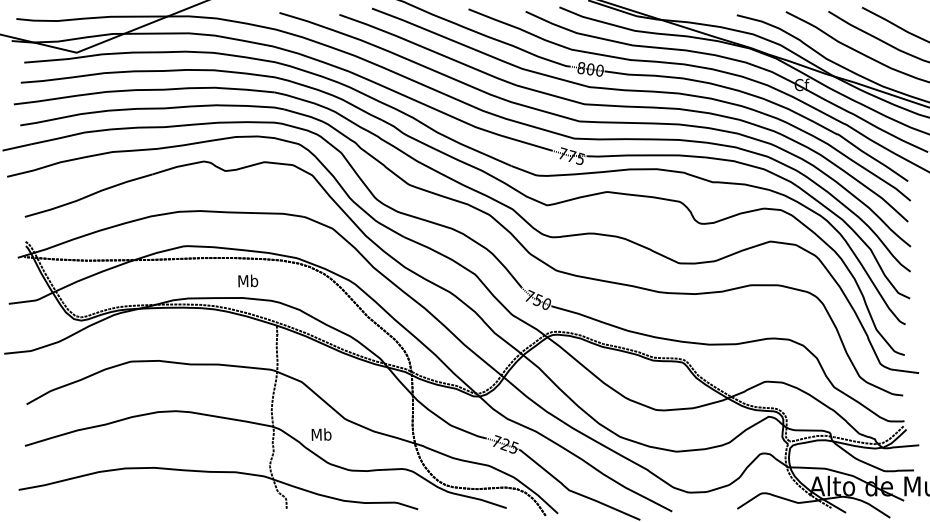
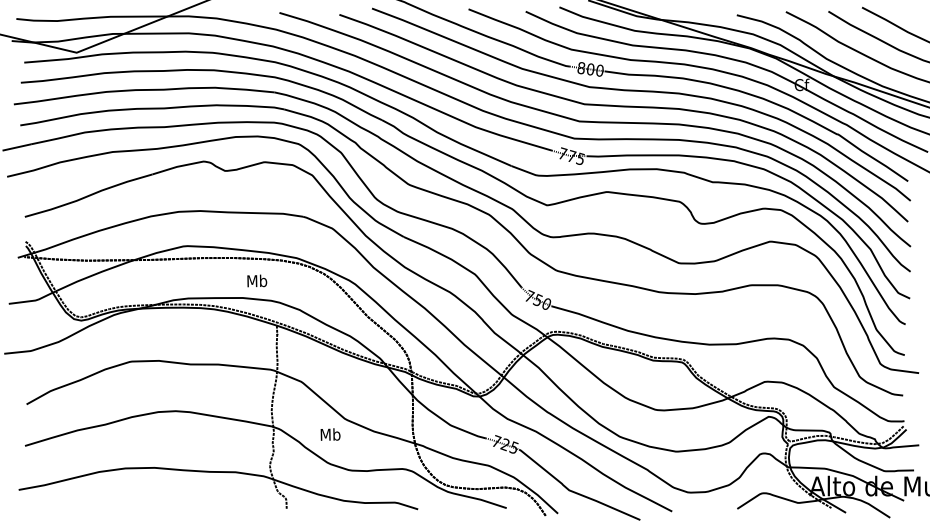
text position: (248, 280) -> (257, 280) (257, 280)
text position: (321, 434) -> (330, 434) (330, 434)
